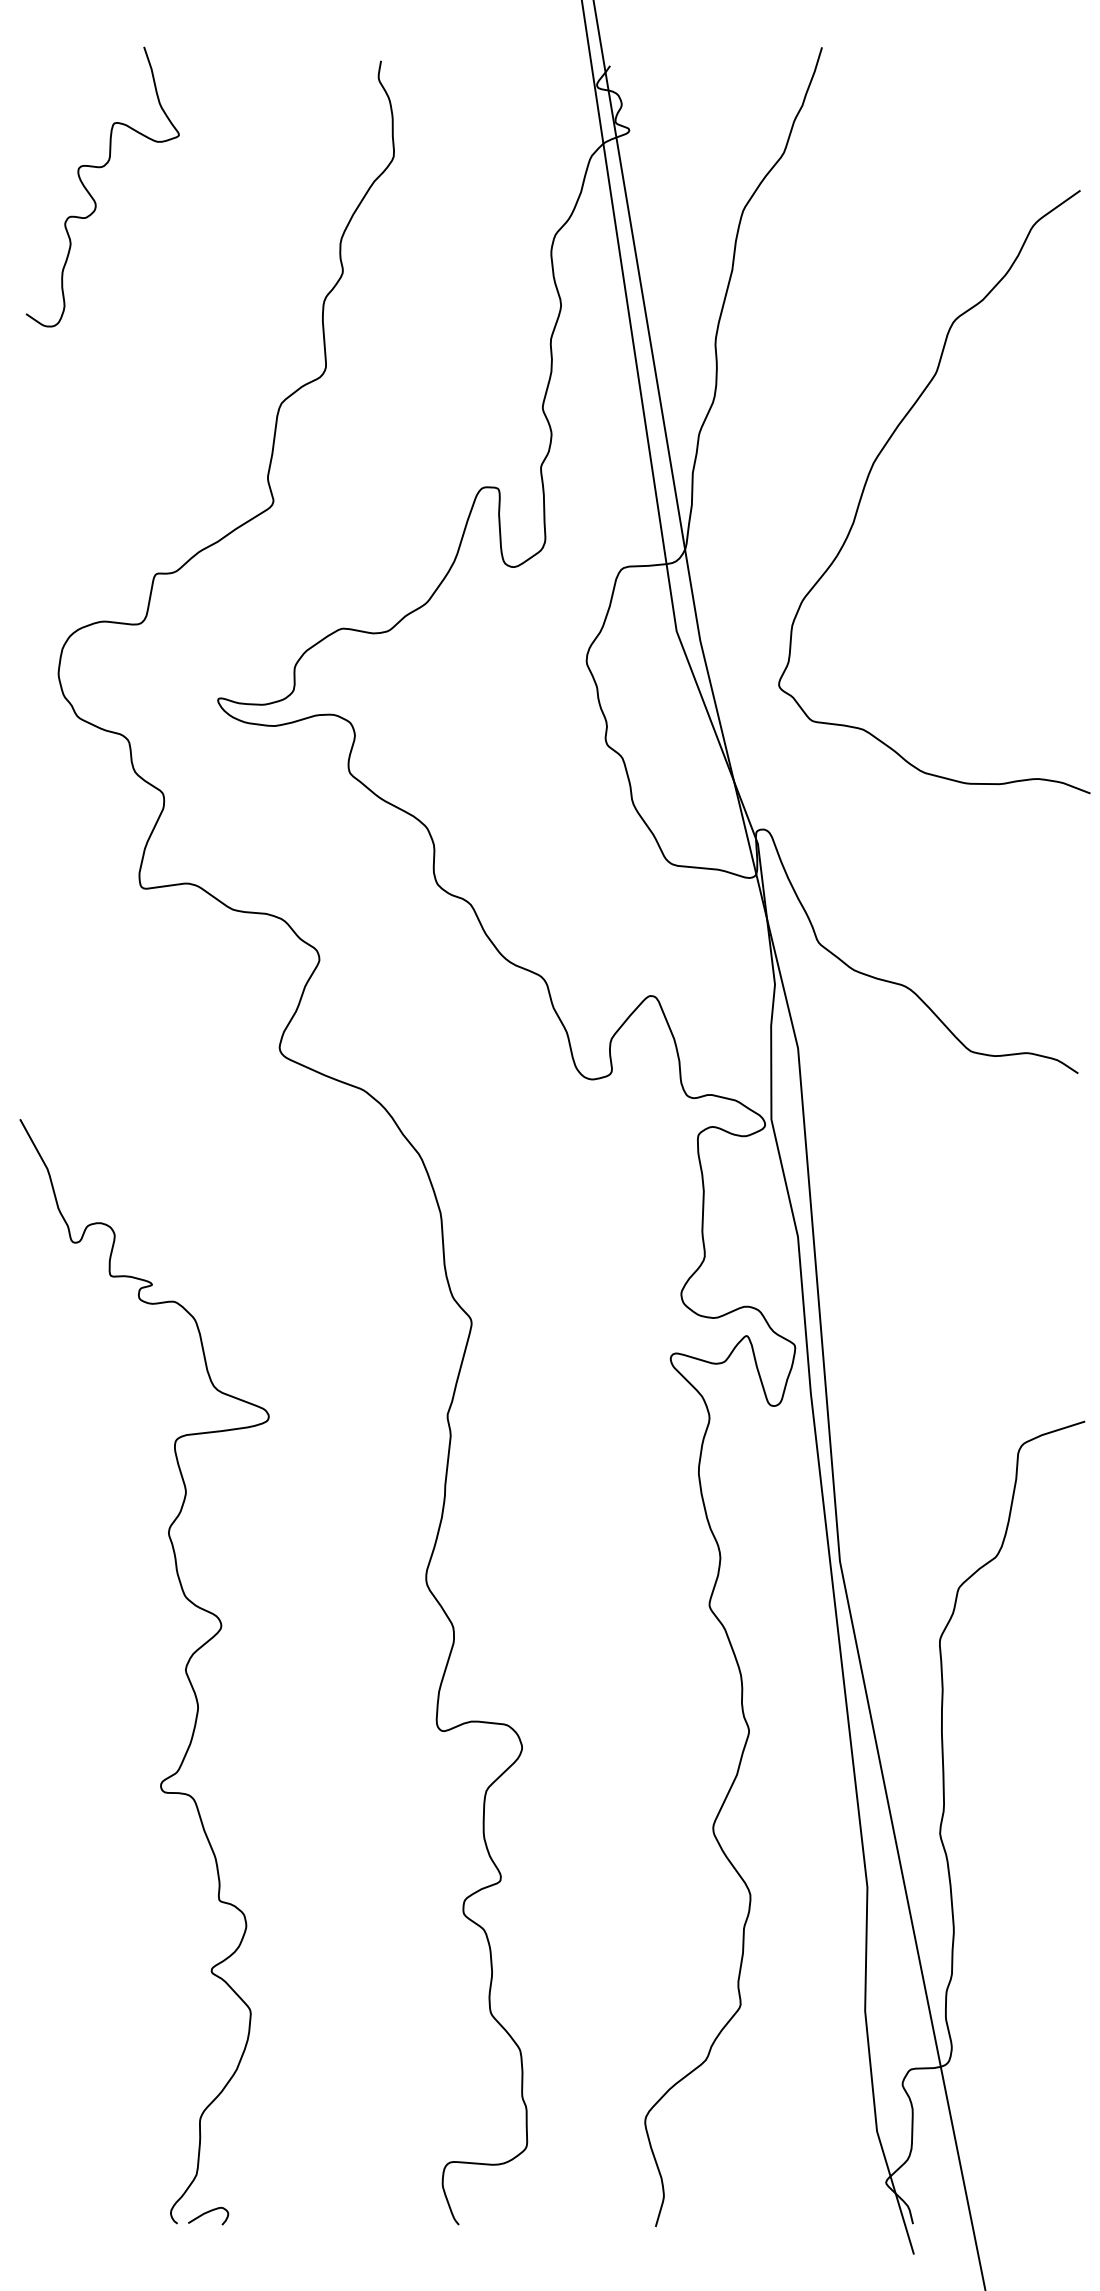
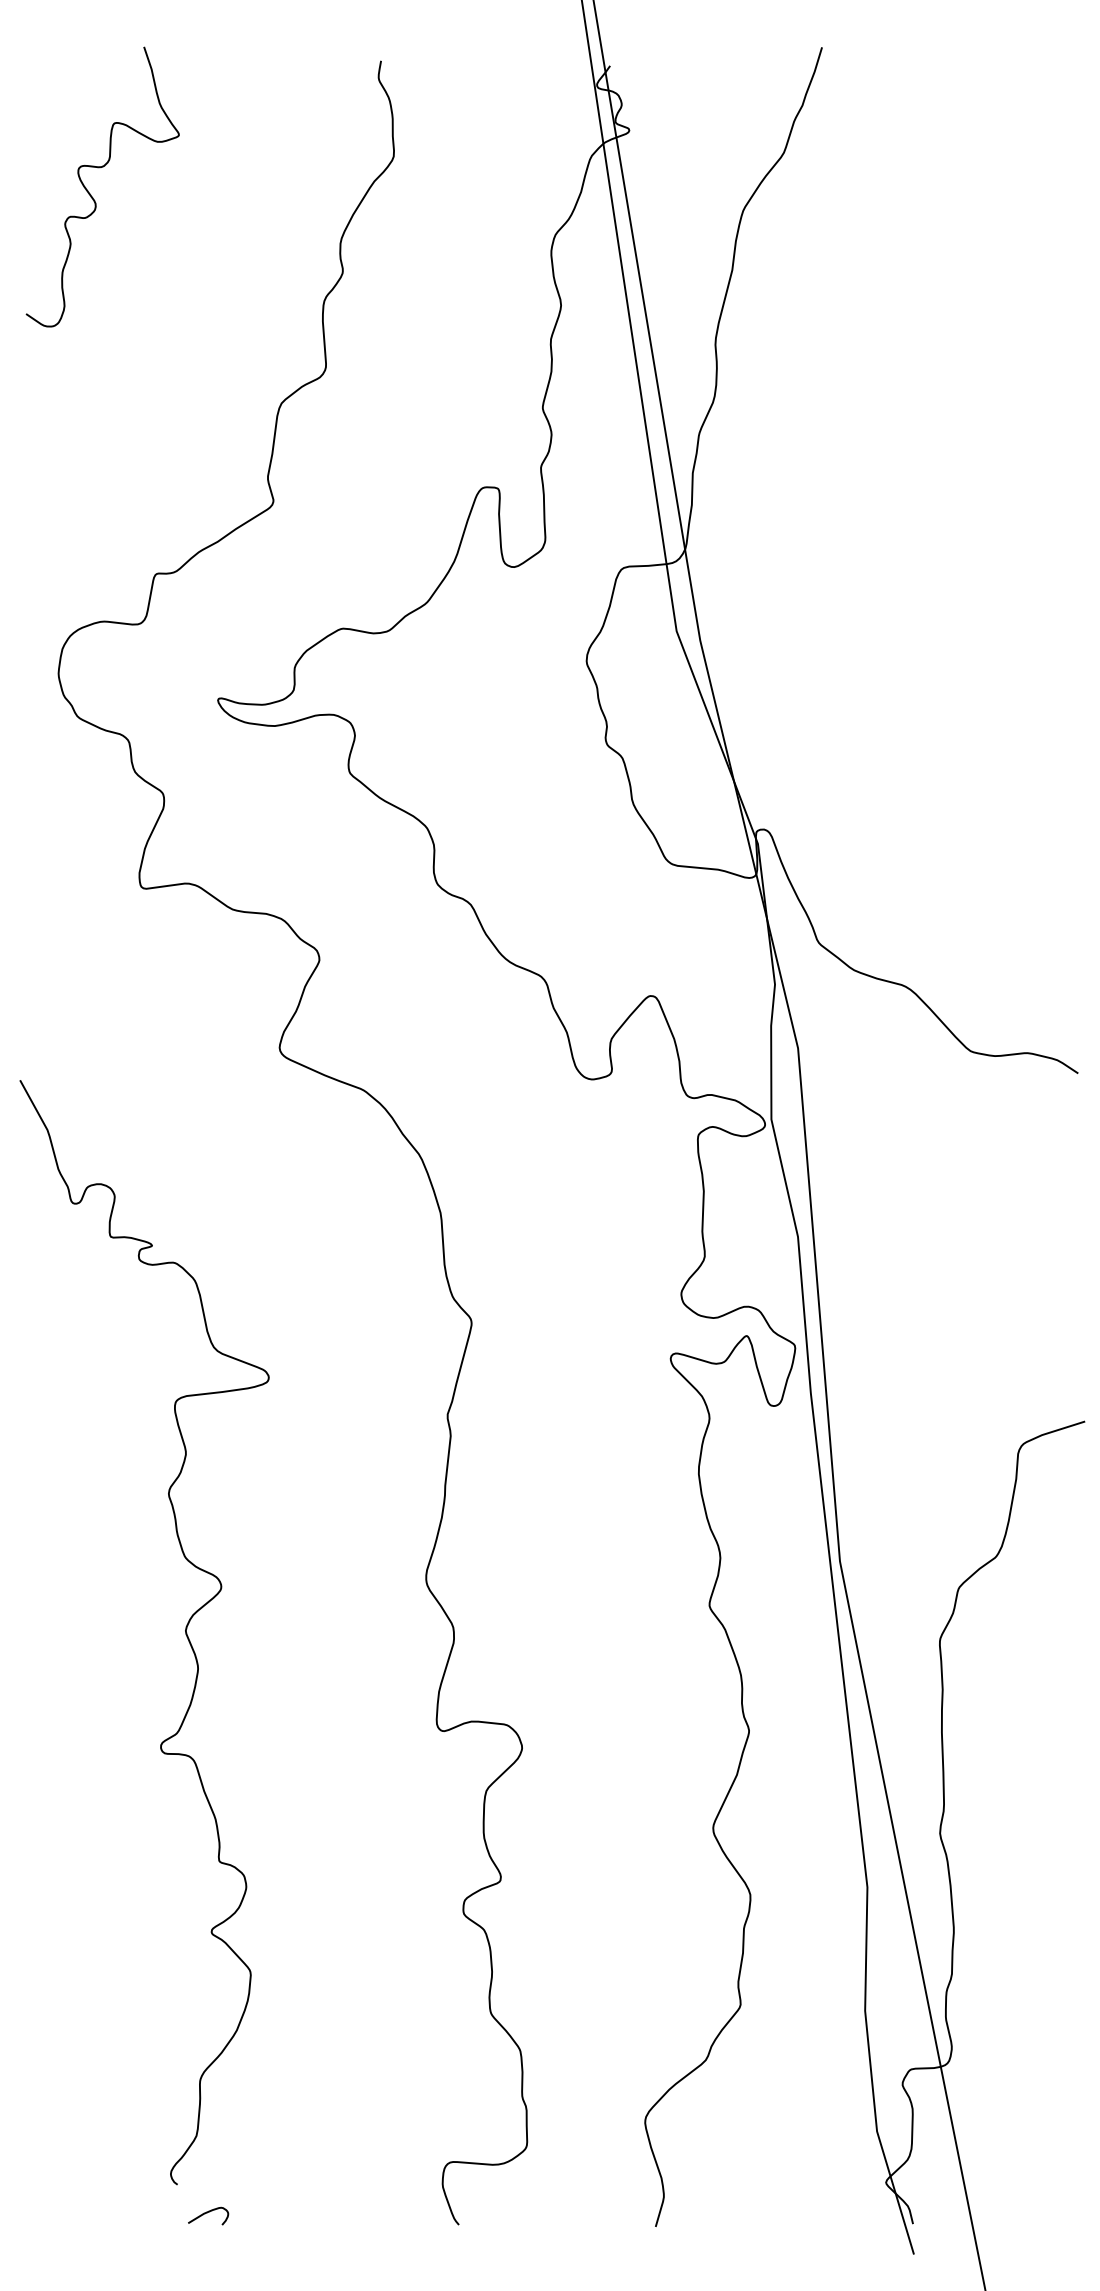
curve: present -> none (880, 454)
curve position: (185, 1671) -> (185, 1632) (185, 1632)
